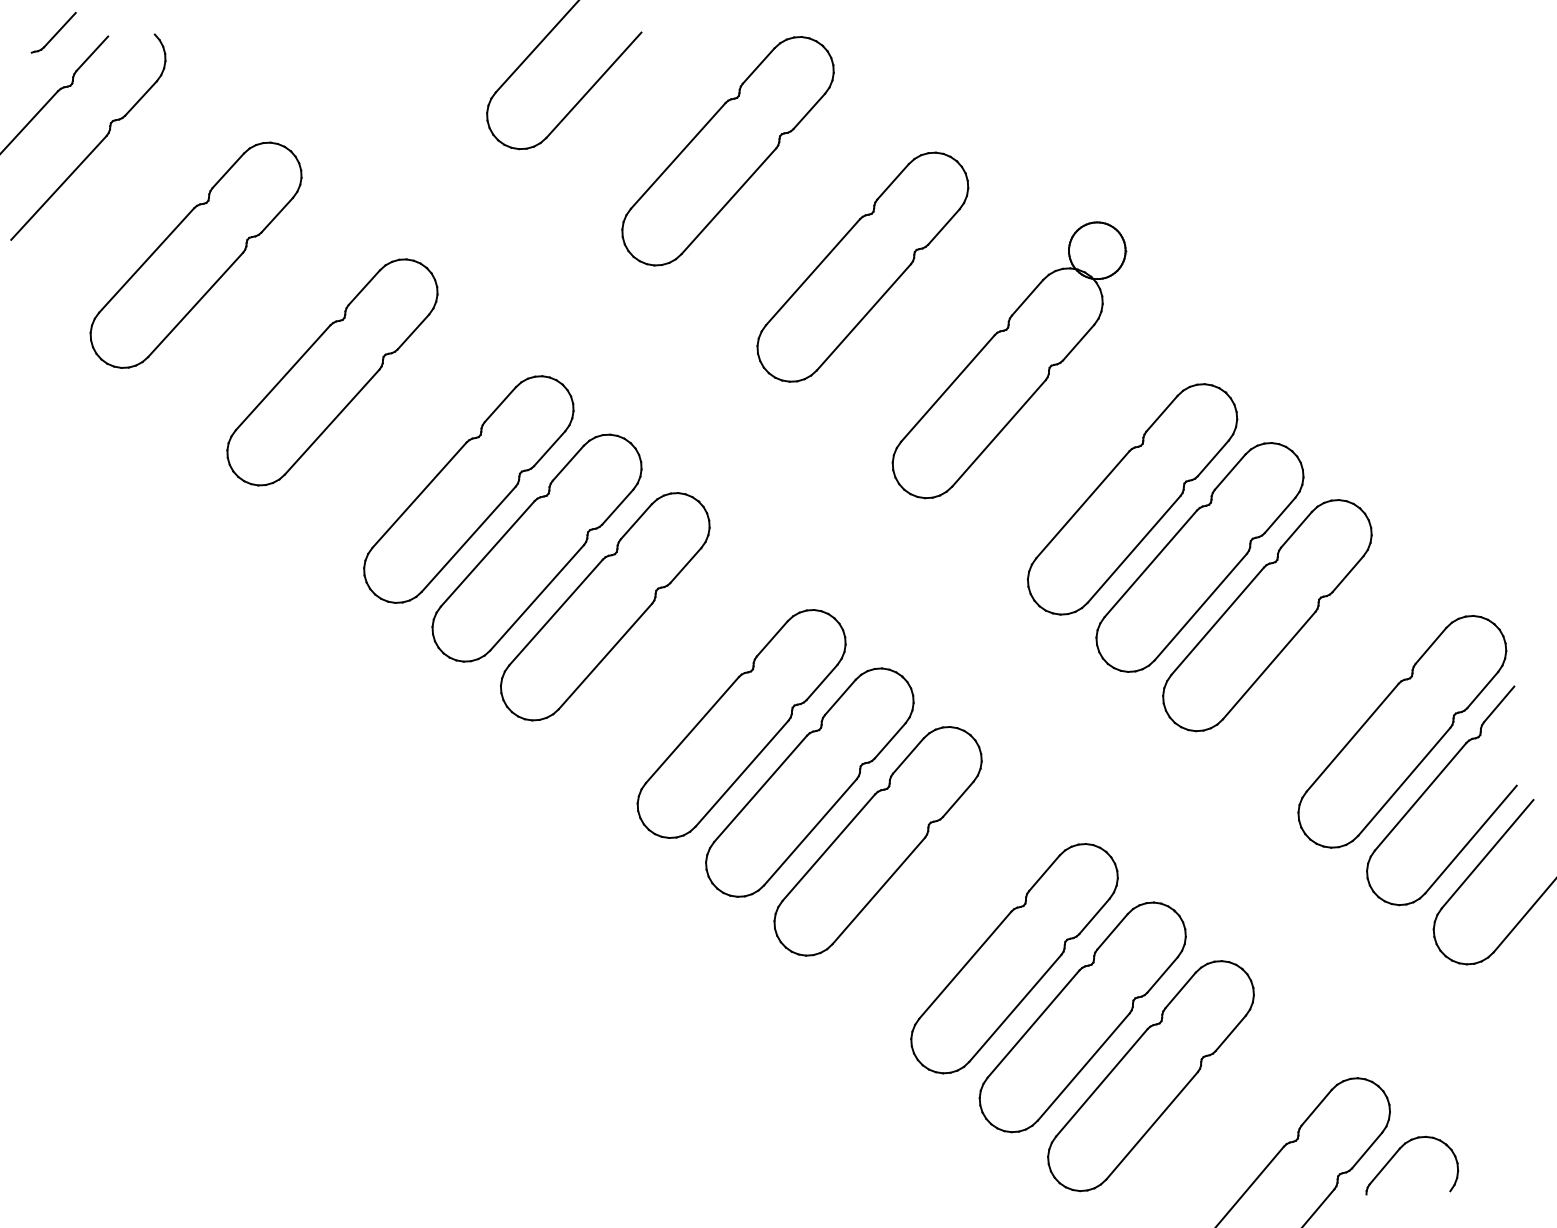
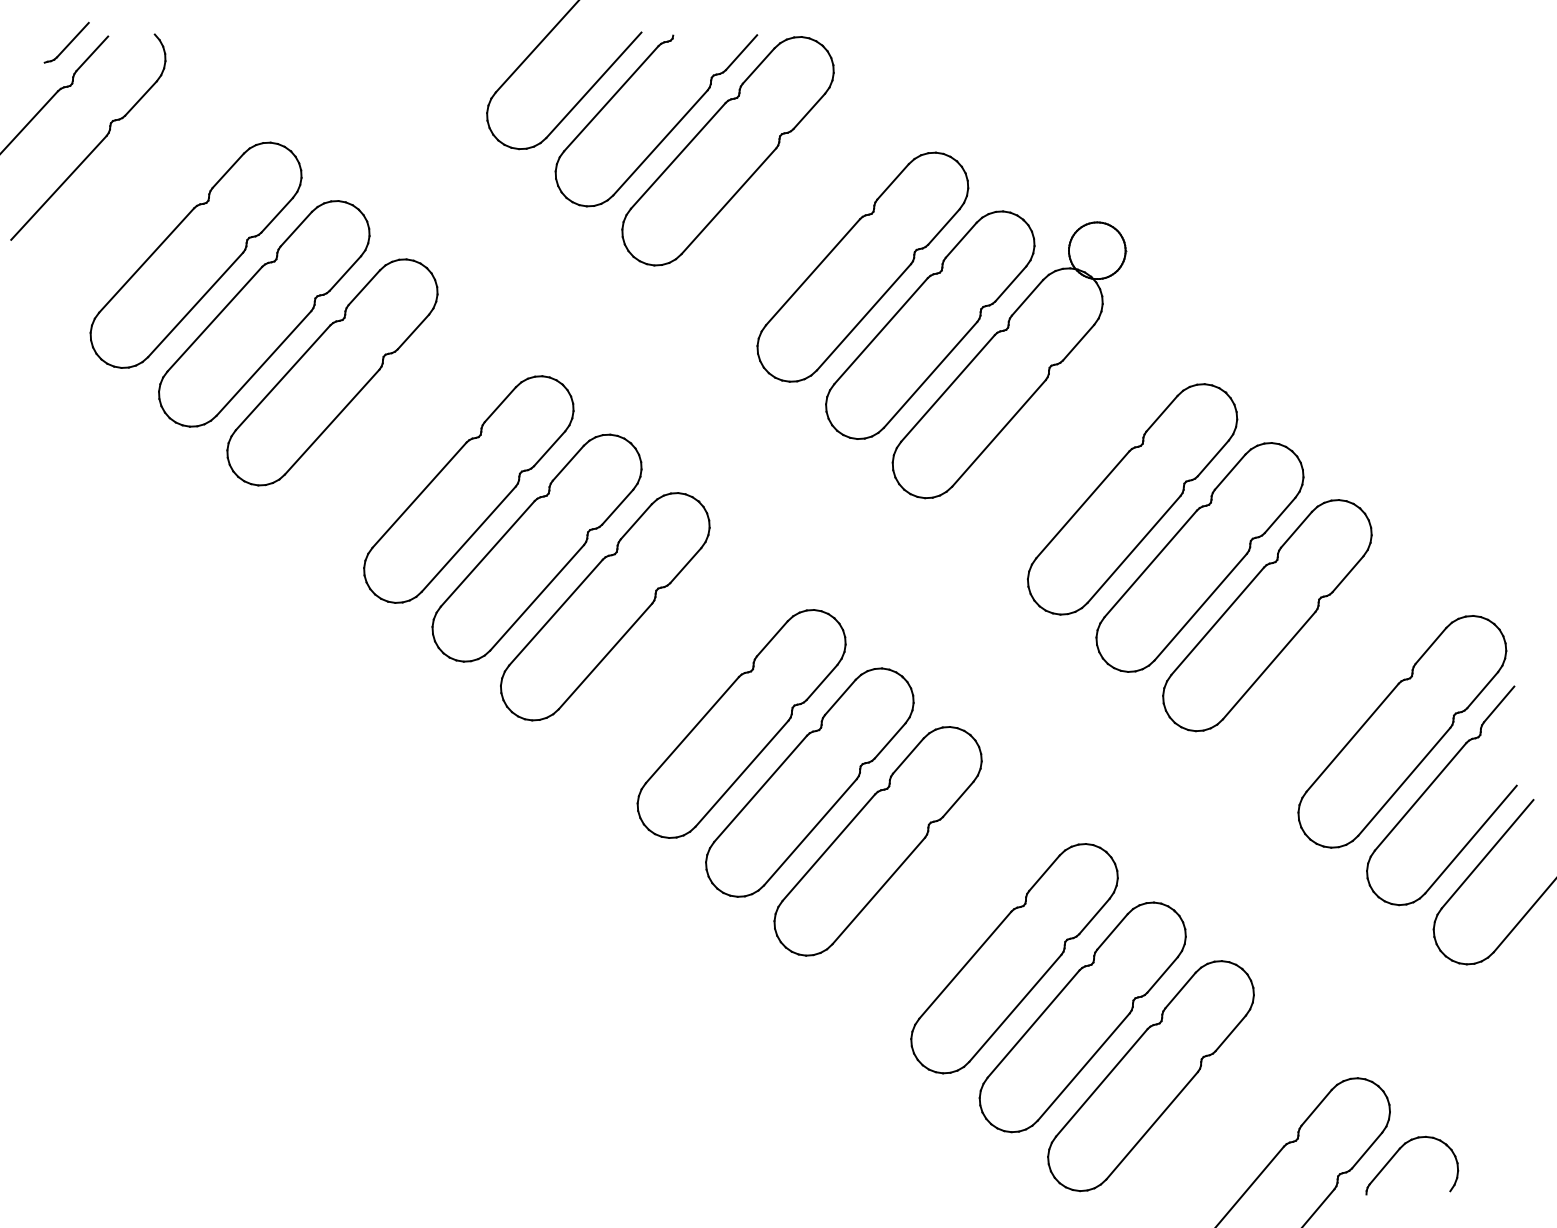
part position: (53, 32) -> (66, 42) (66, 42)
part: none -> present (668, 132)
part: none -> present (264, 313)
part: none -> present (930, 324)
